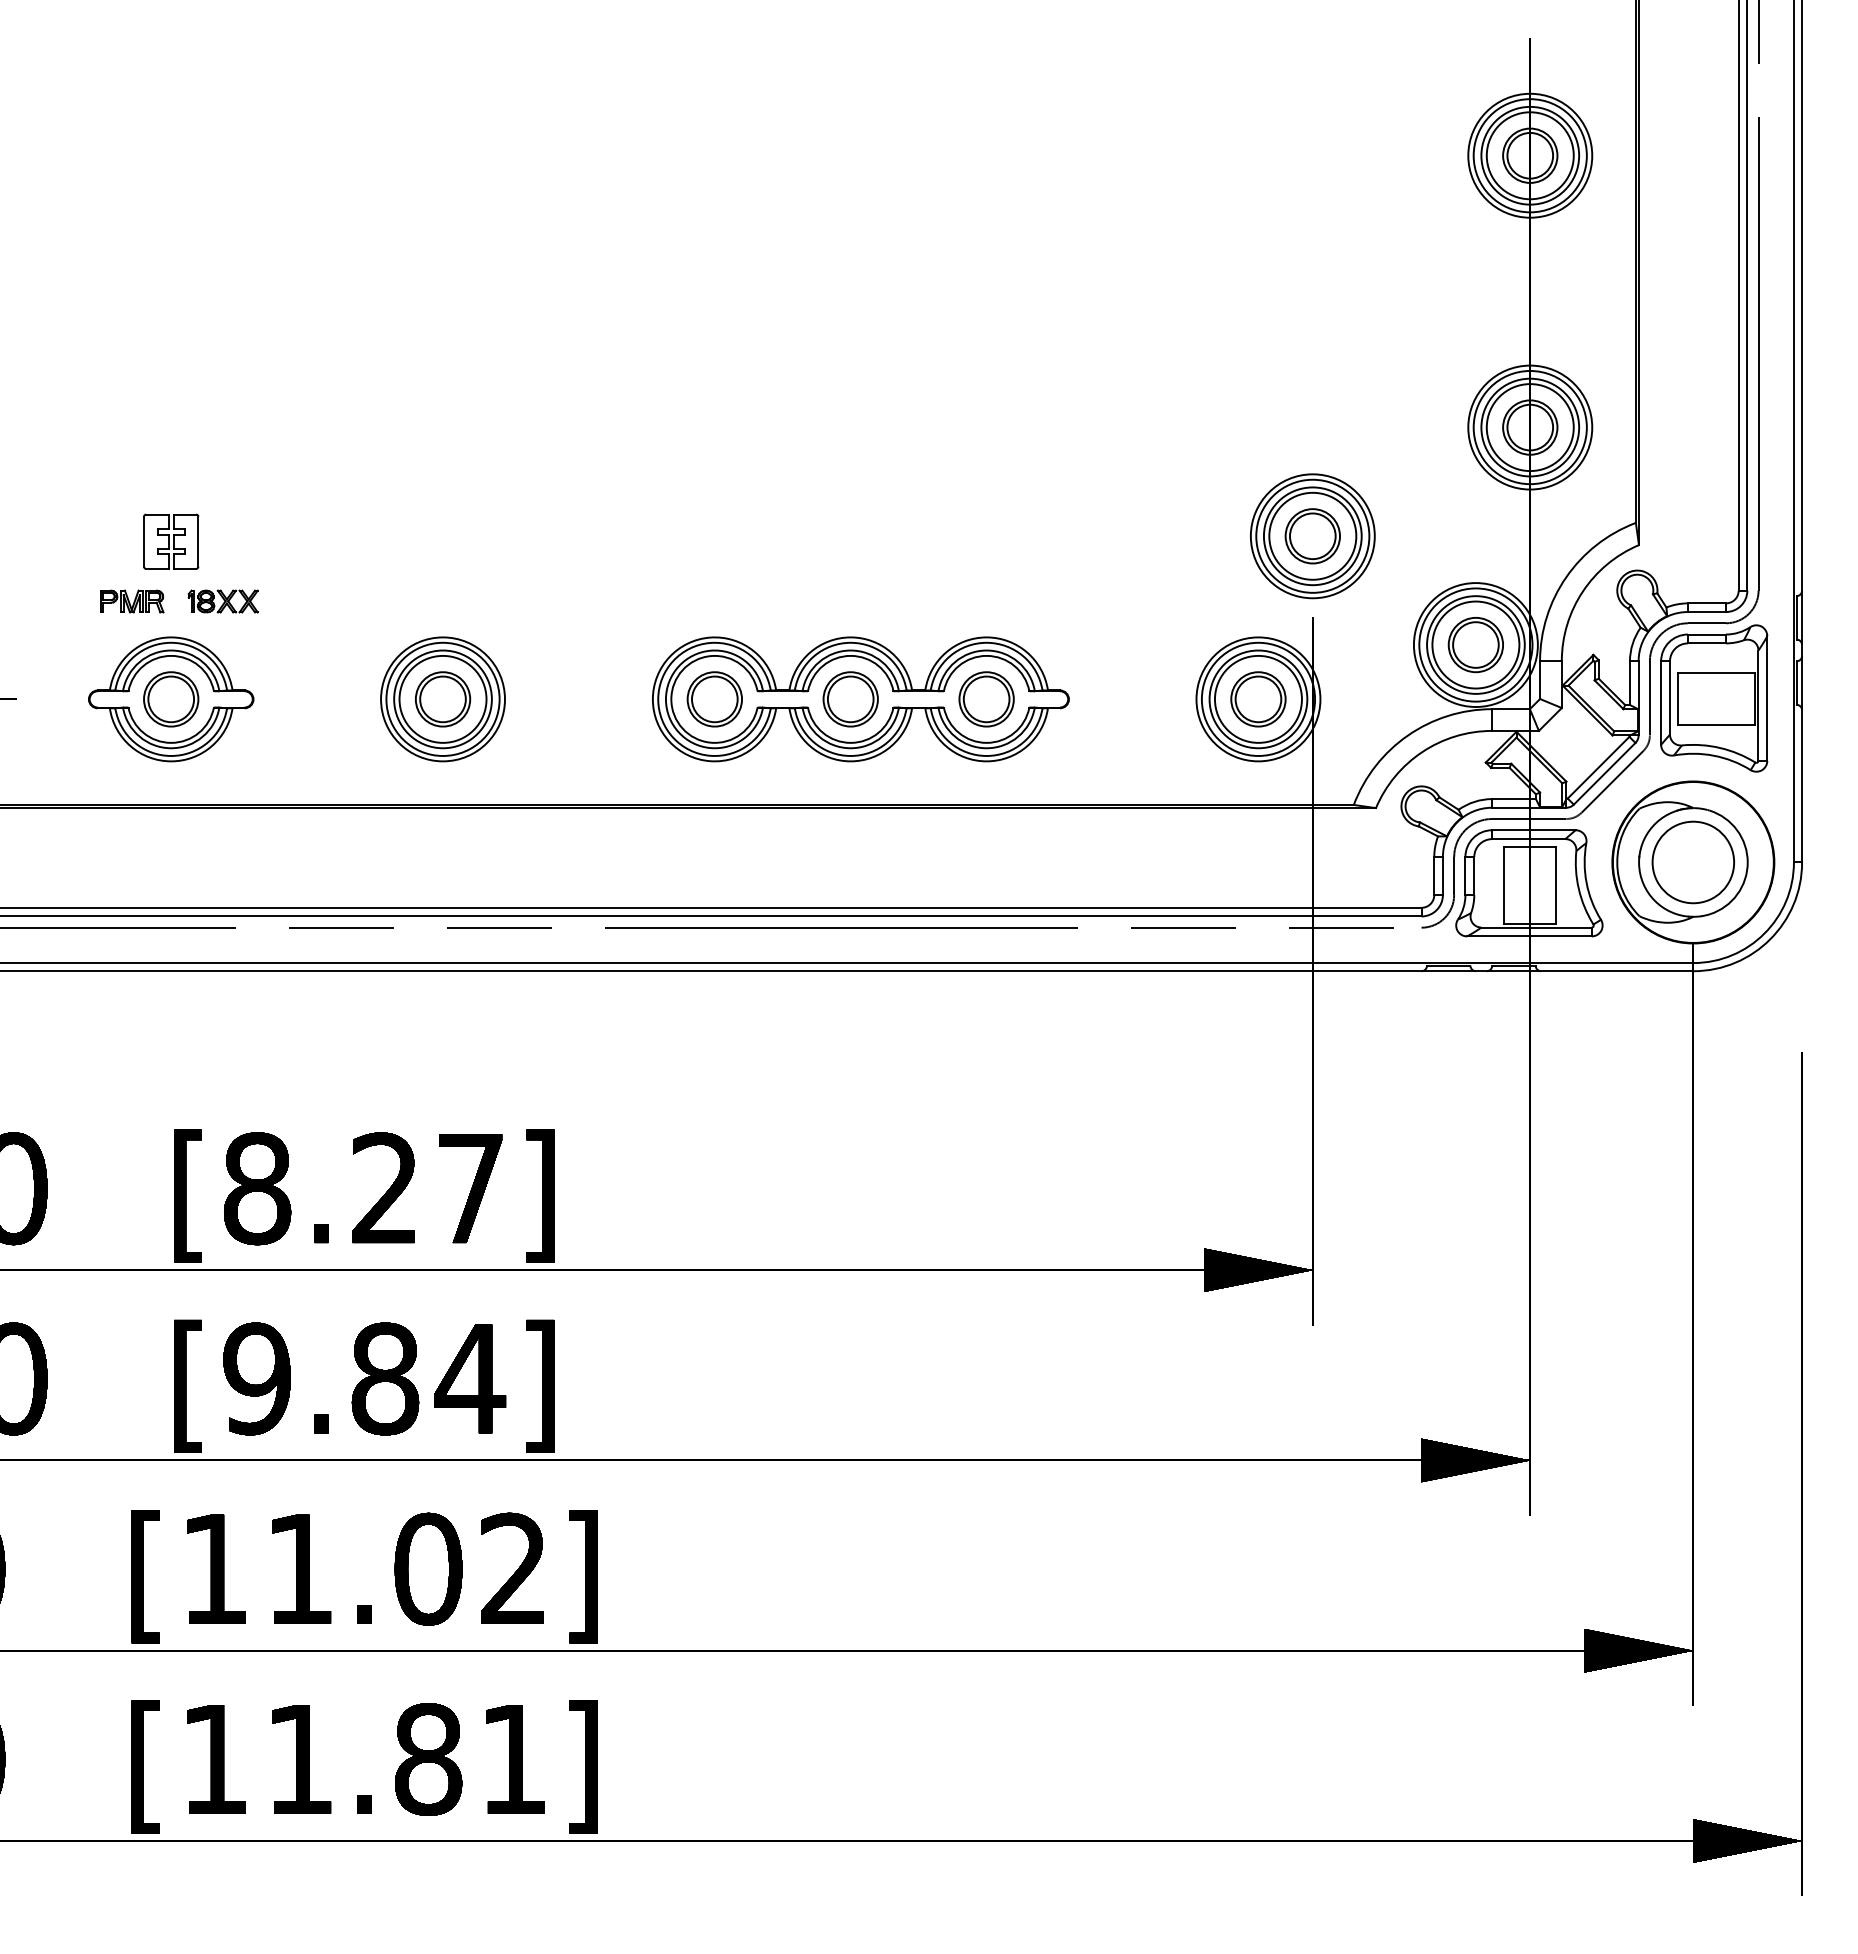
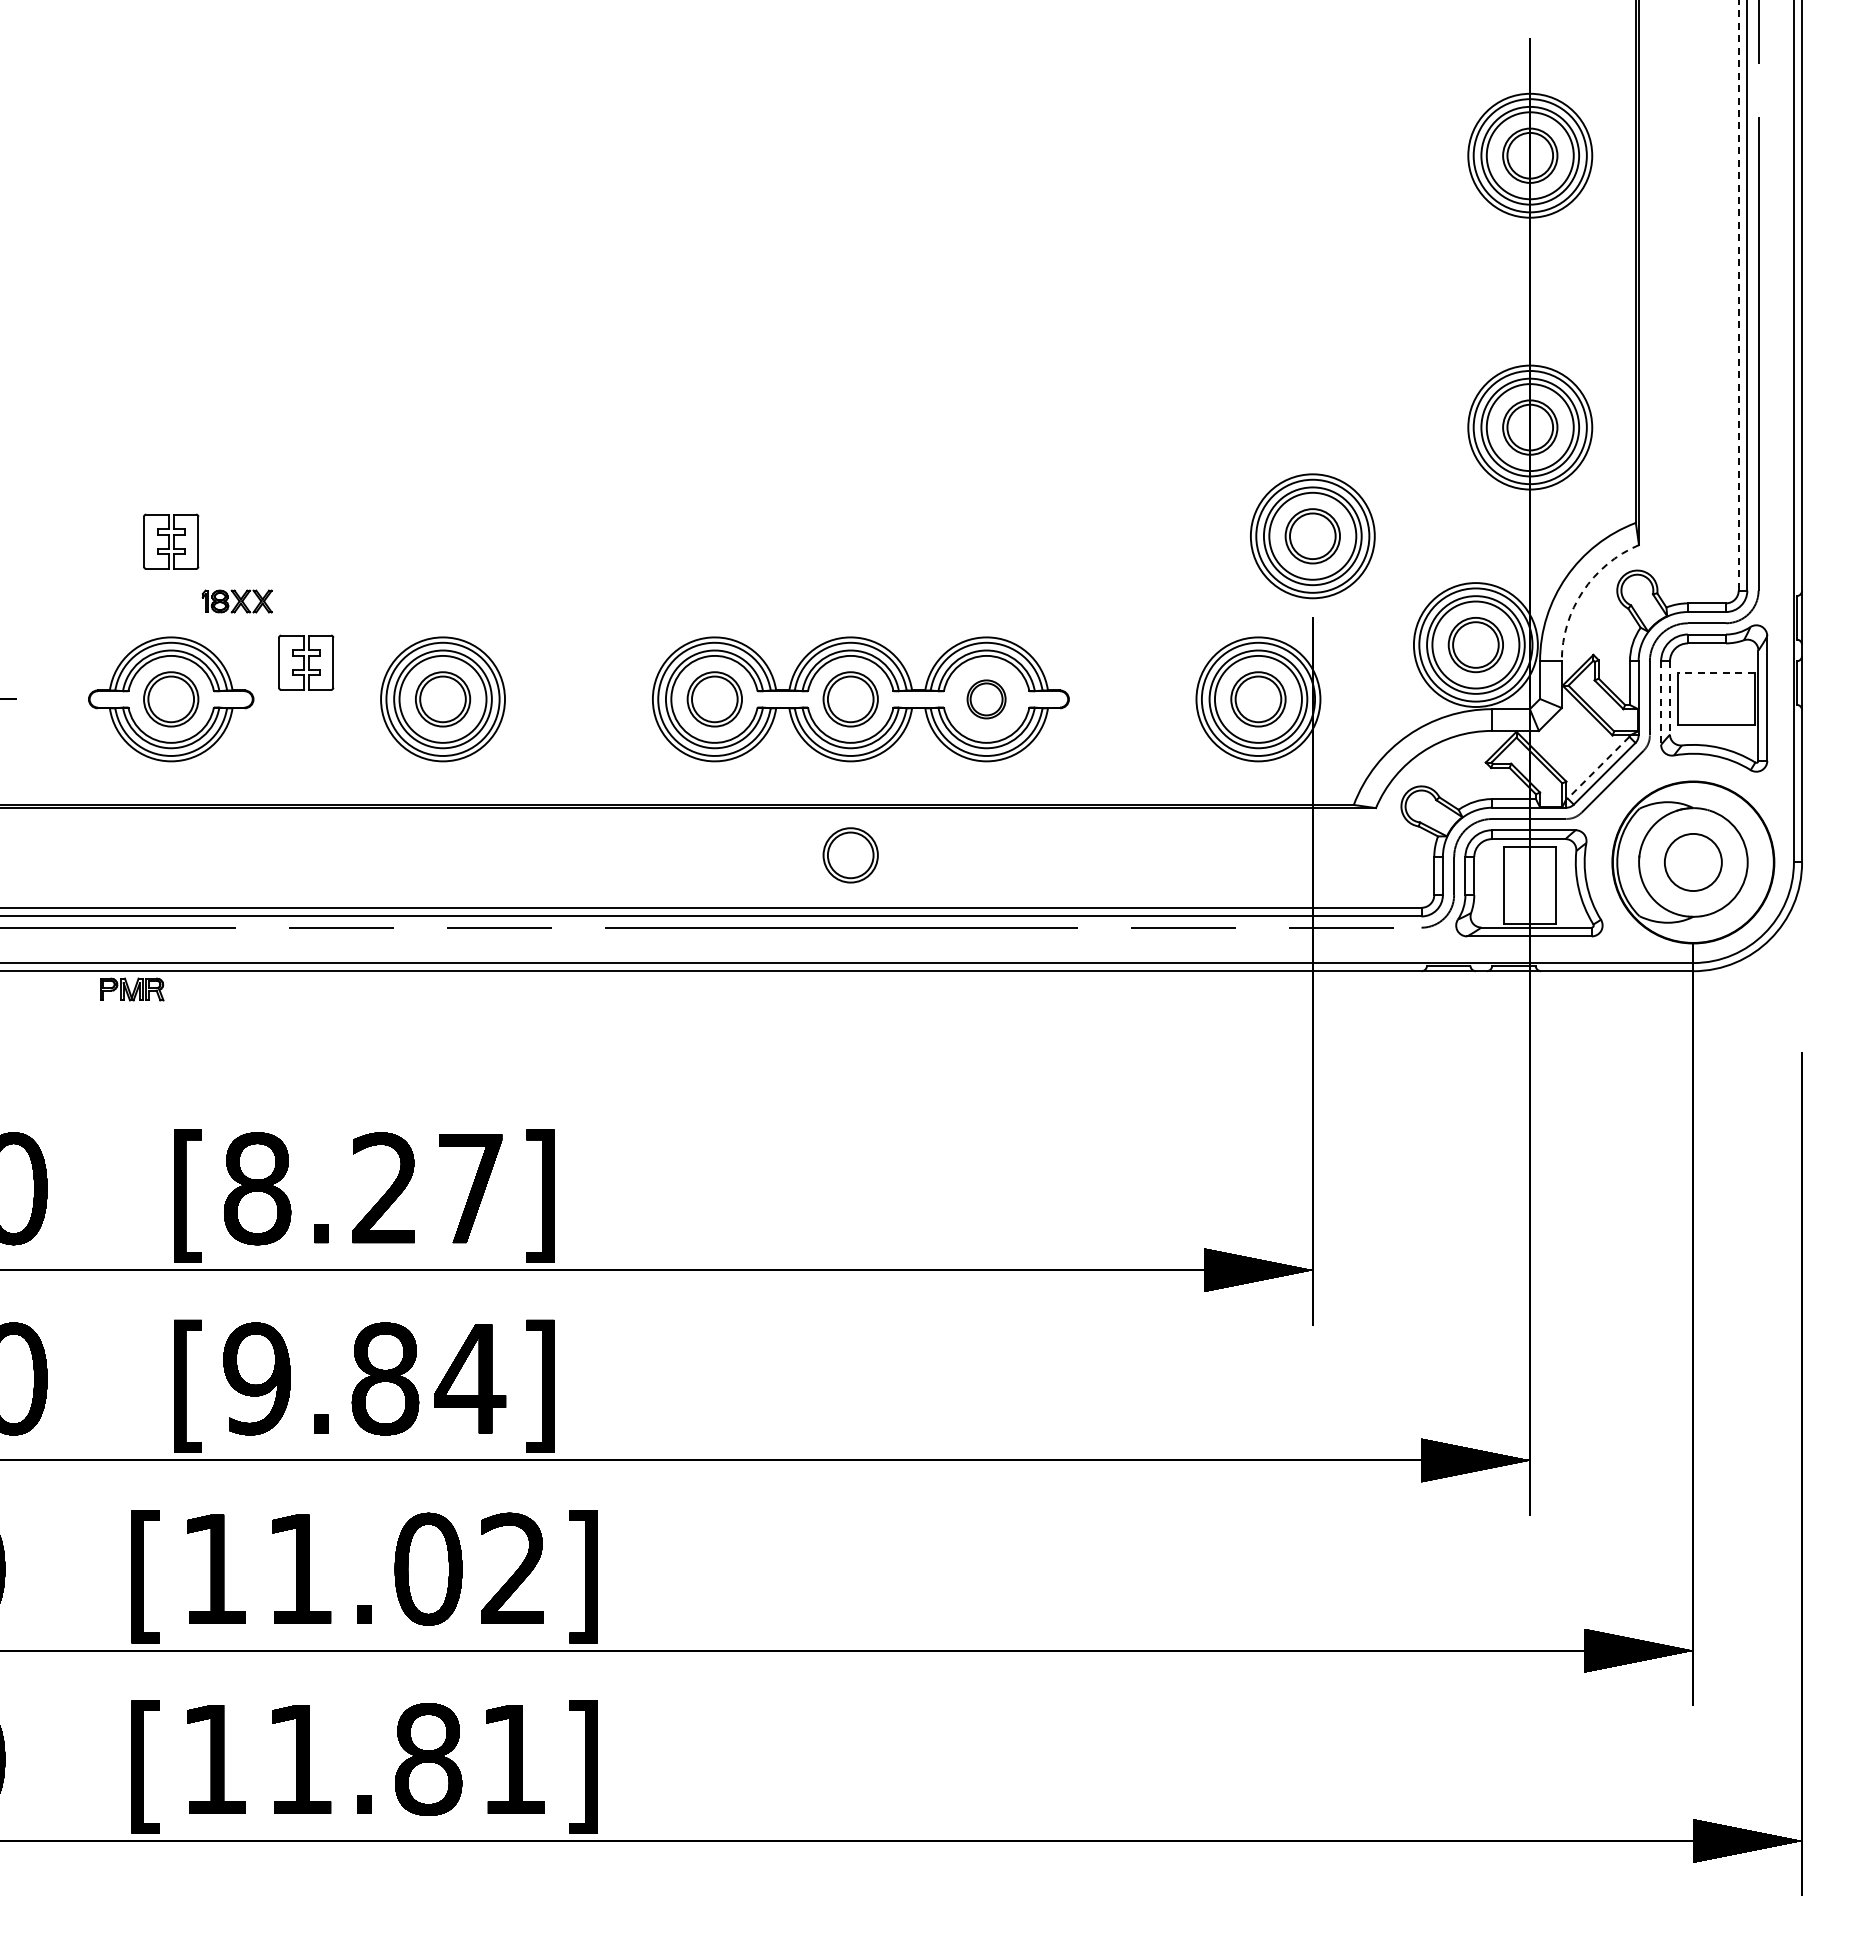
line: solid -> dashed (1738, 295)
arc: solid -> dashed (1582, 591)
part position: (132, 601) -> (132, 989) (132, 989)
part position: (222, 601) -> (236, 601) (236, 601)
part: none -> present (306, 662)
line: solid -> dashed (1715, 672)
line: solid -> dashed (1669, 697)
part size: 57x57 px -> 41x41 px (986, 699)
line: solid -> dashed (1661, 703)
line: solid -> dashed (1598, 767)
part: none -> present (850, 855)
circle diameter: 82 px -> 57 px (1692, 862)
